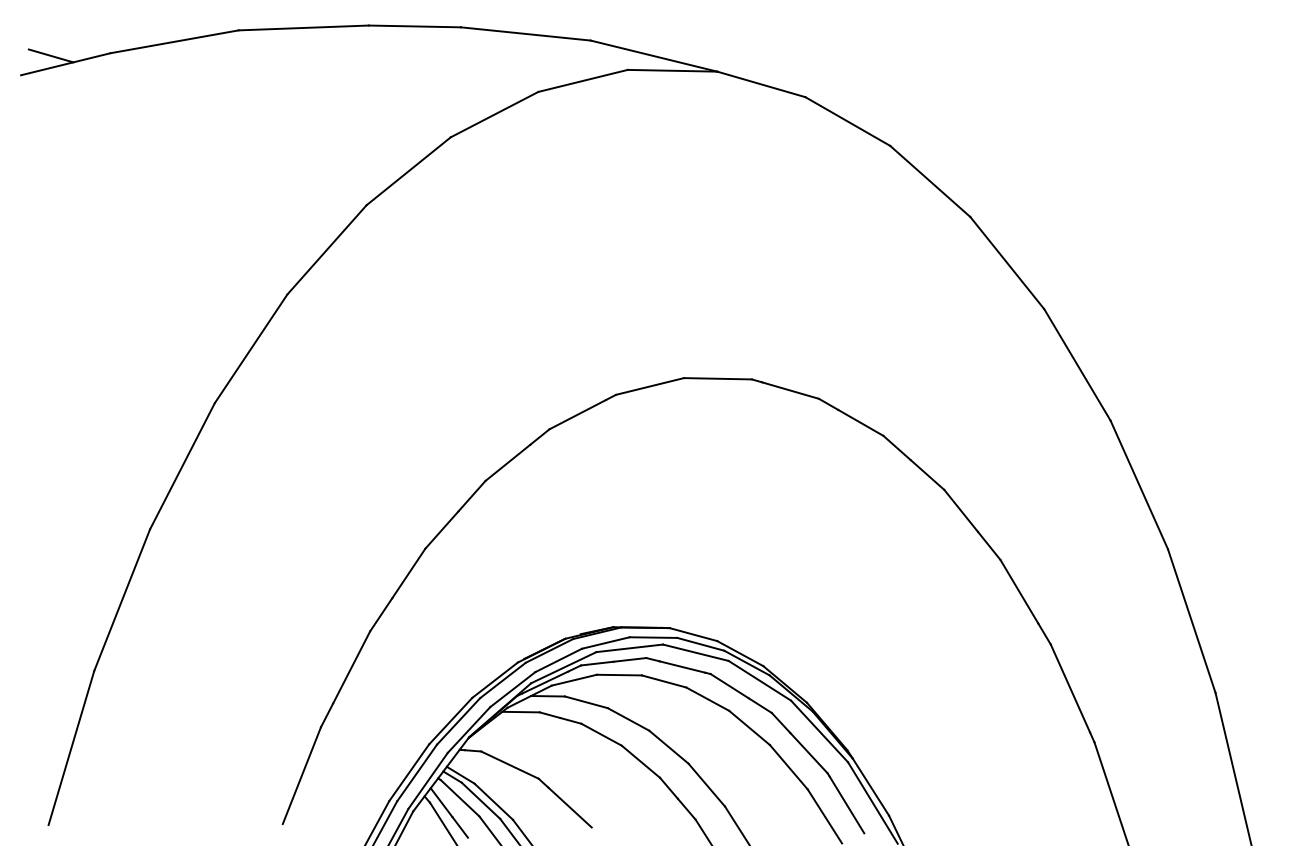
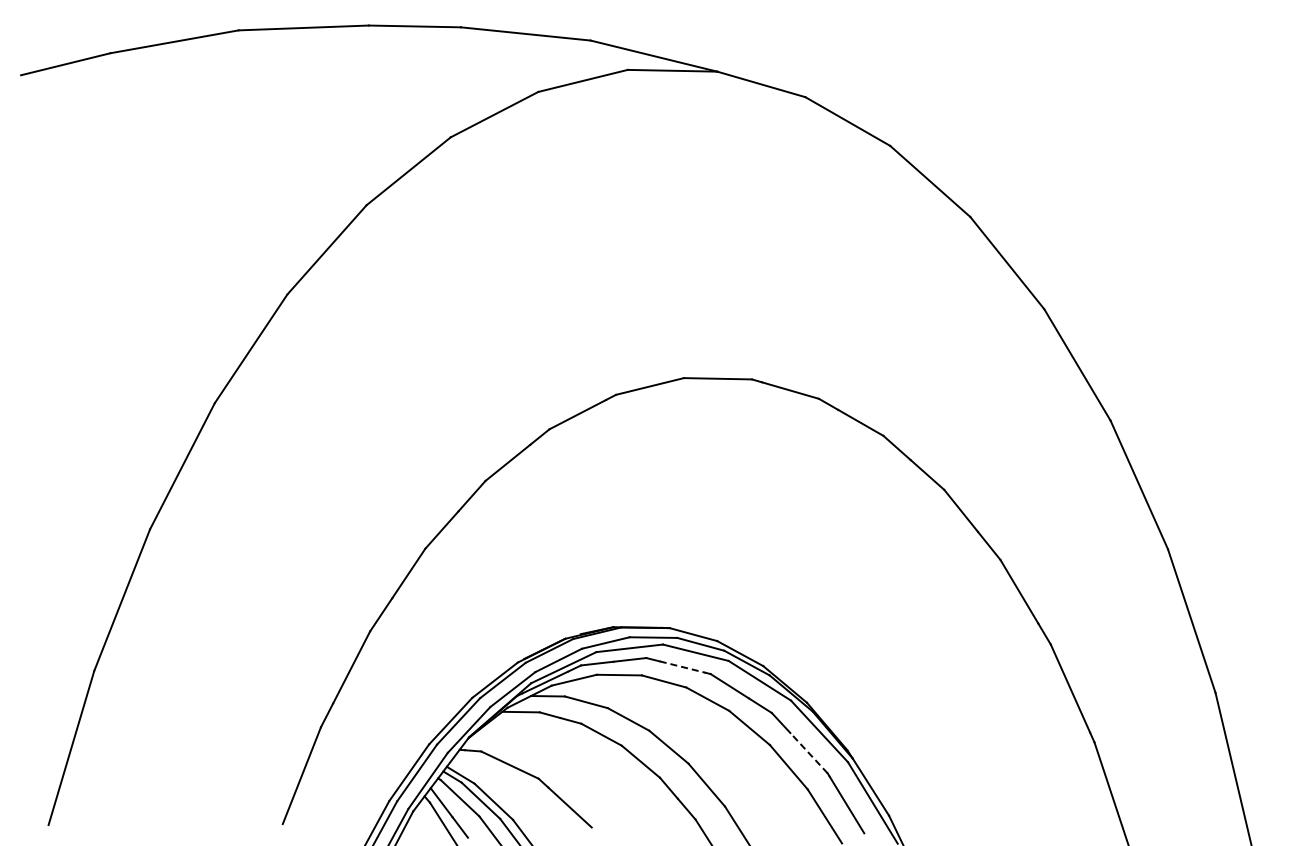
line: present -> none (50, 55)
line: solid -> dashed (683, 667)
line: solid -> dashed (808, 752)
